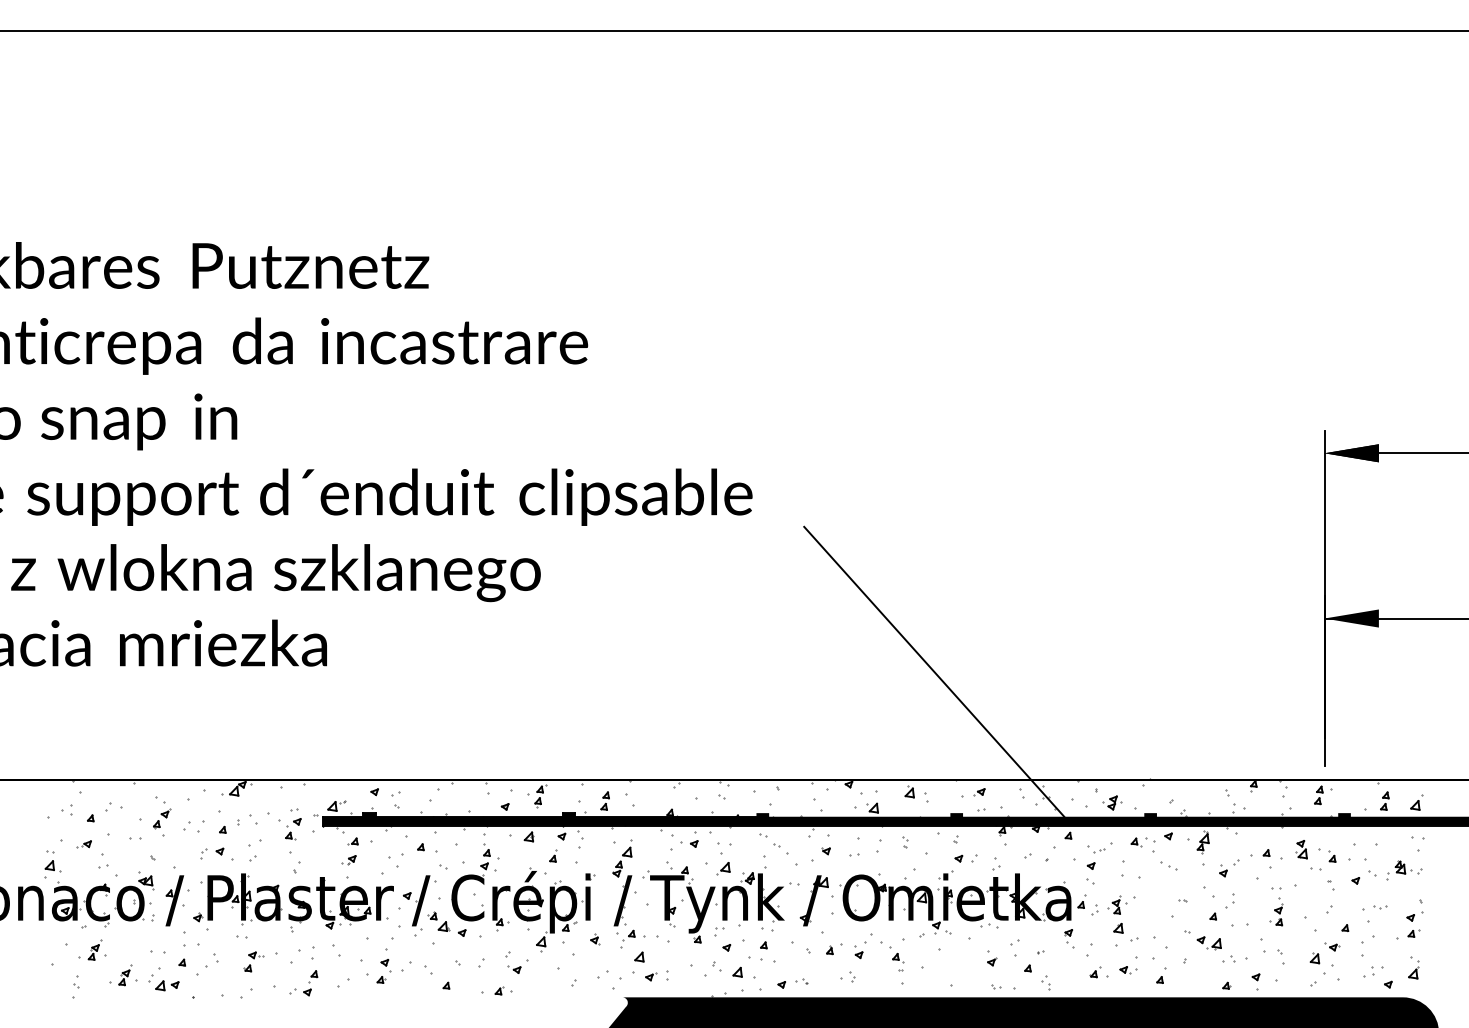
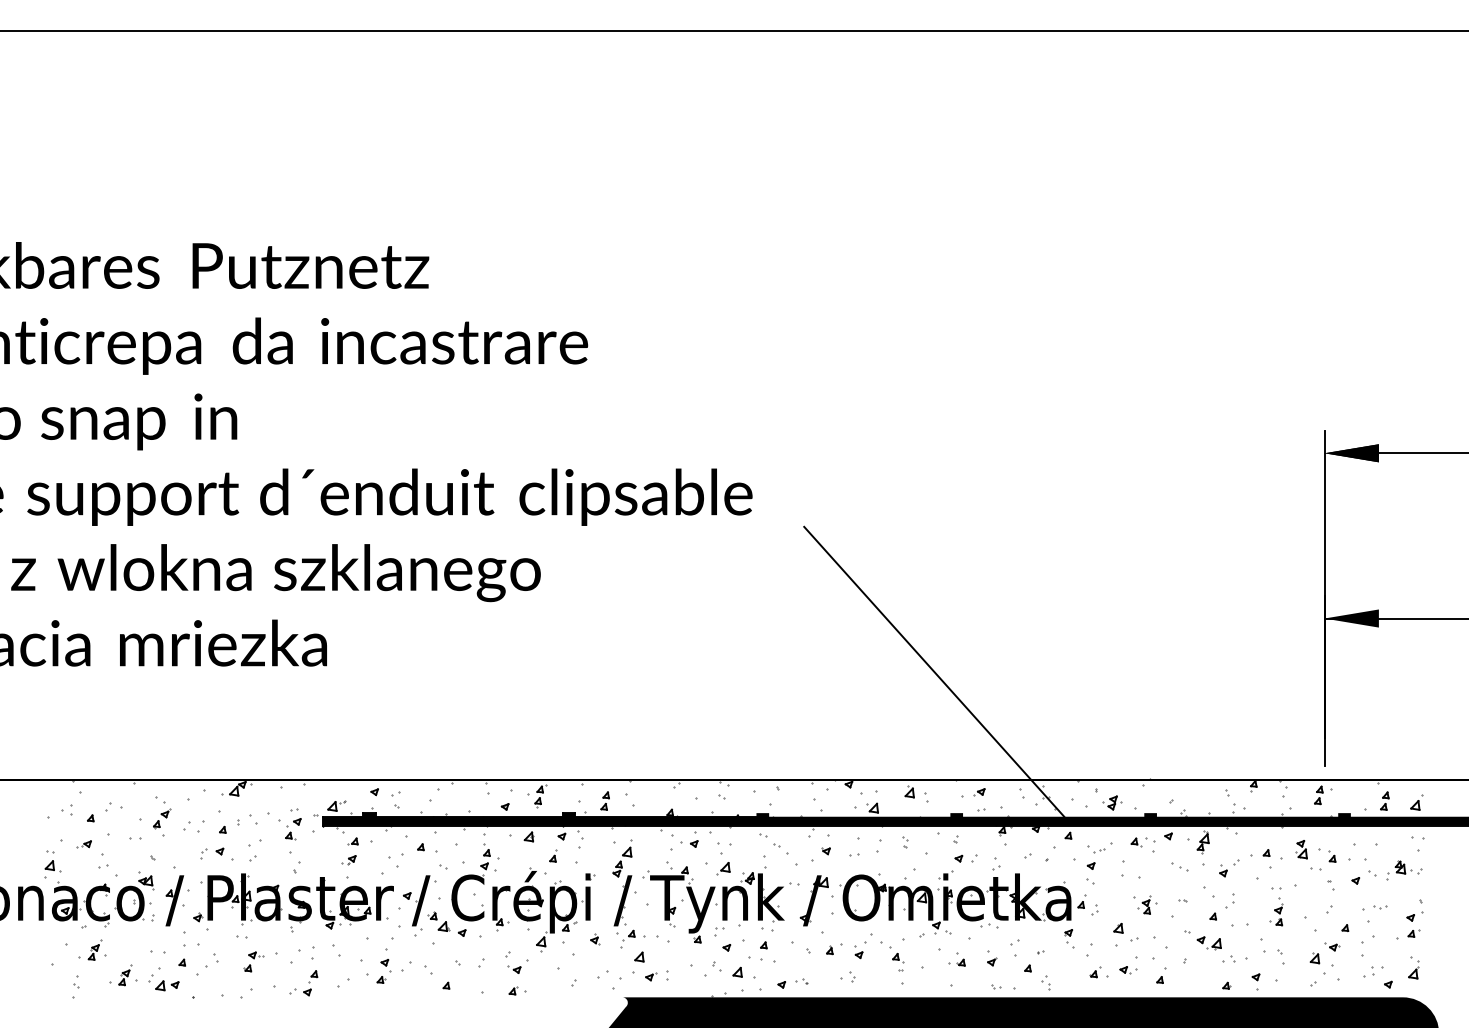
part position: (1168, 865) -> (1179, 866) (1179, 866)
part position: (1117, 904) -> (1147, 904) (1147, 904)
part: none -> present (956, 959)
part position: (503, 990) -> (517, 990) (517, 990)
